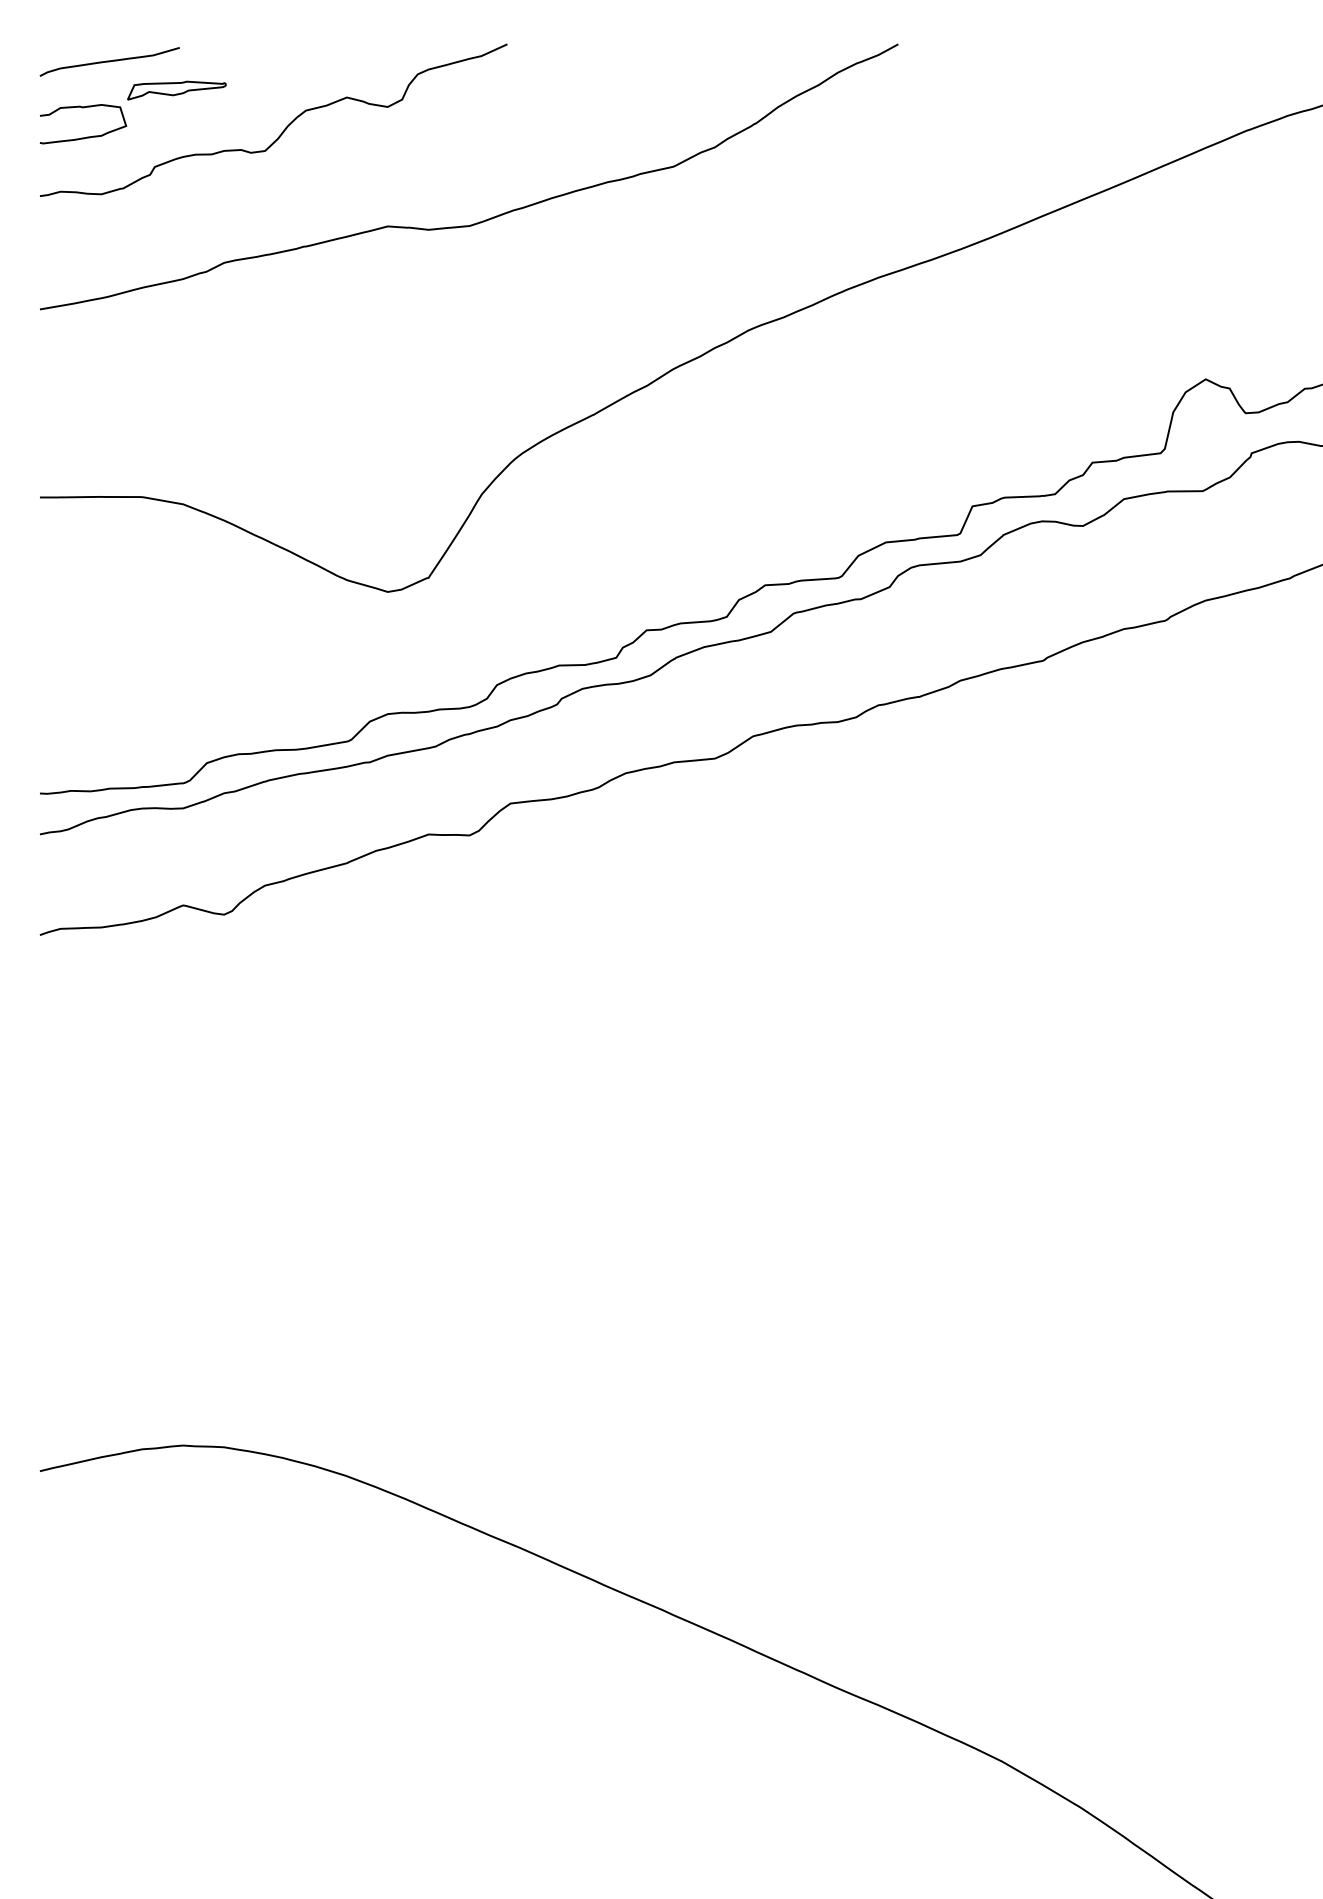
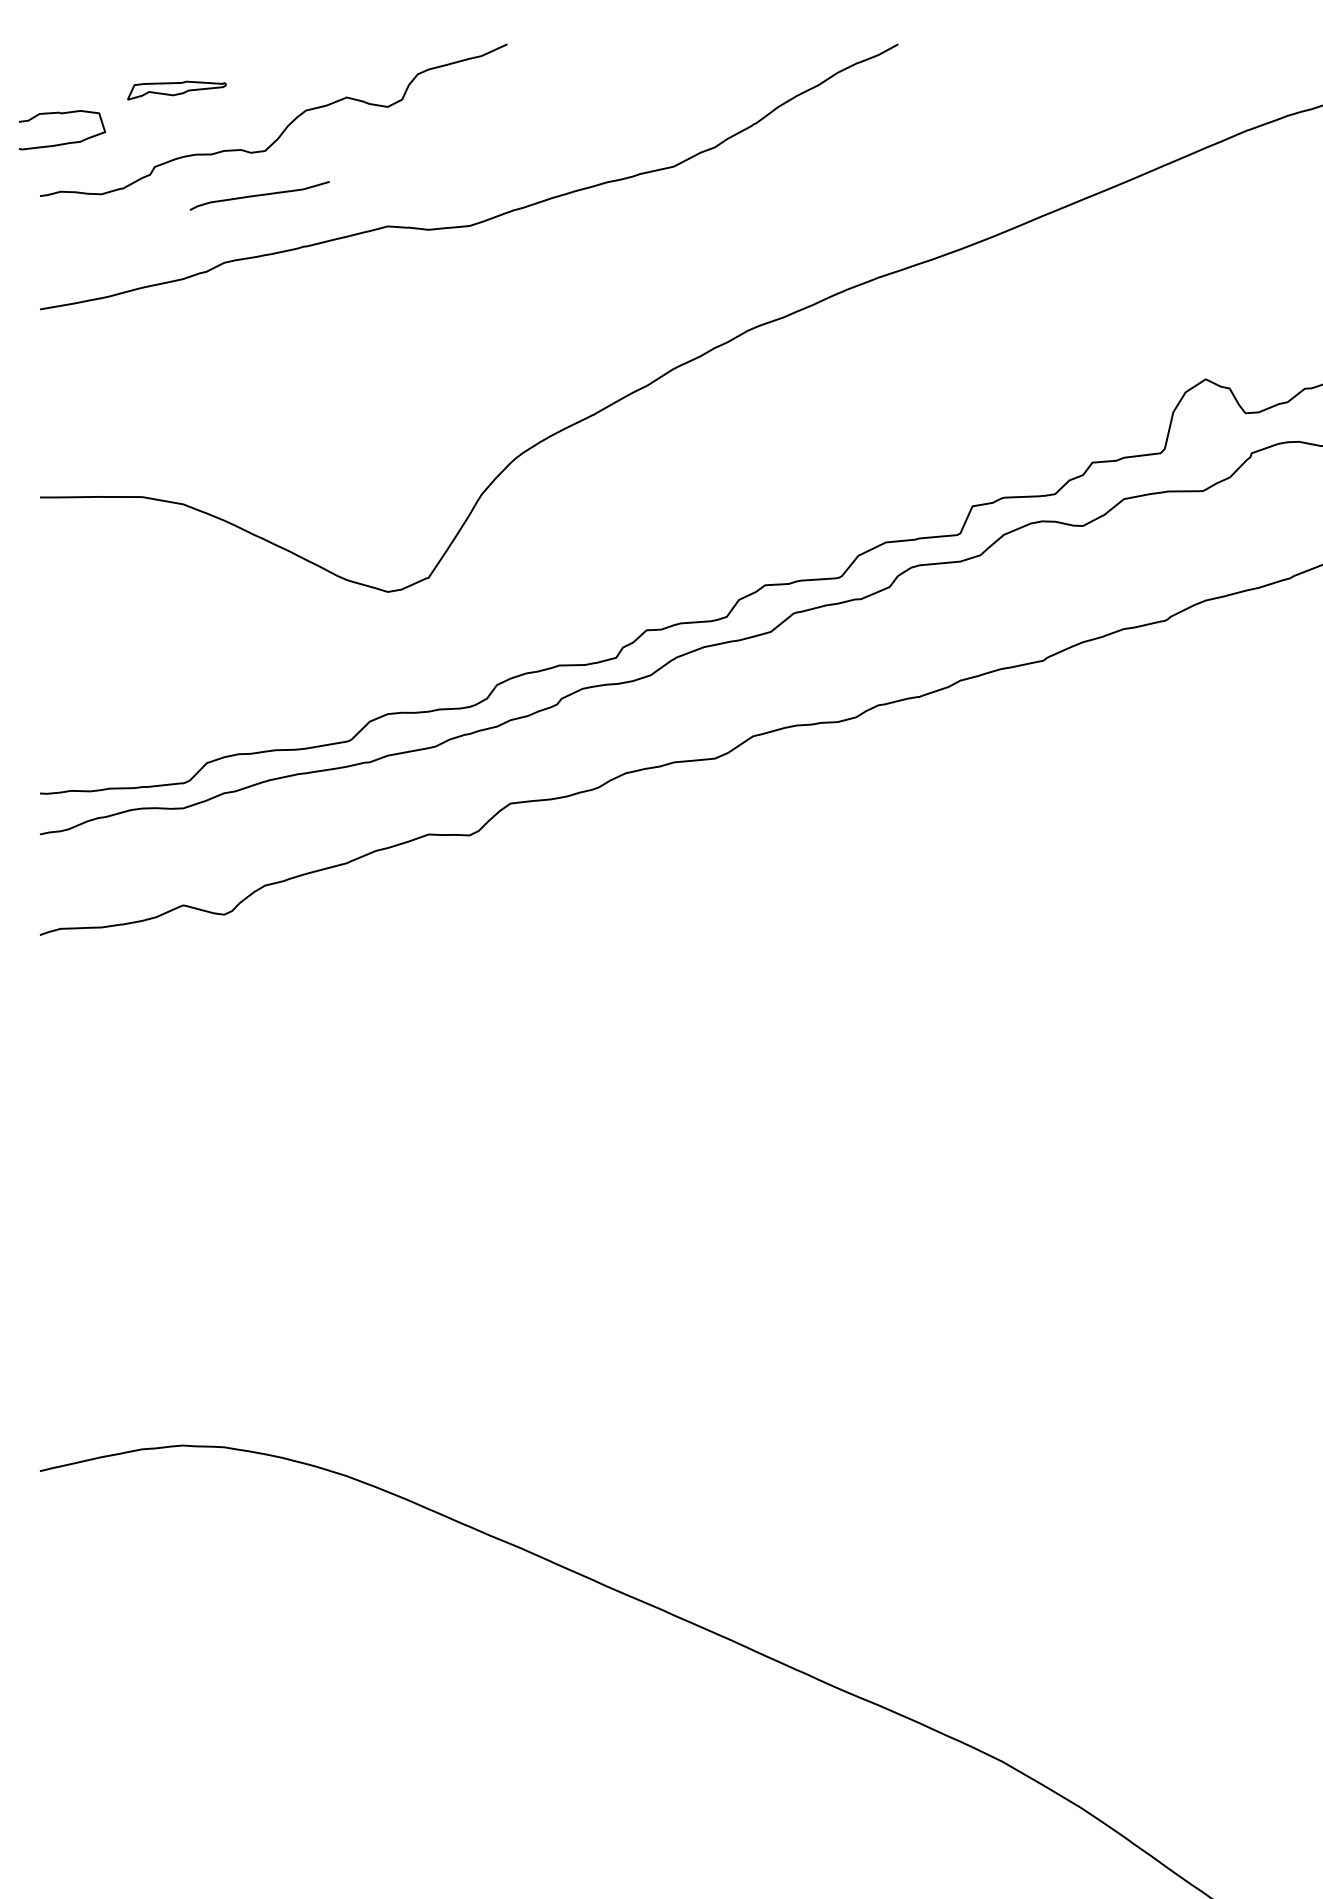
curve position: (109, 61) -> (259, 195) (259, 195)
curve position: (86, 136) -> (65, 142) (65, 142)
